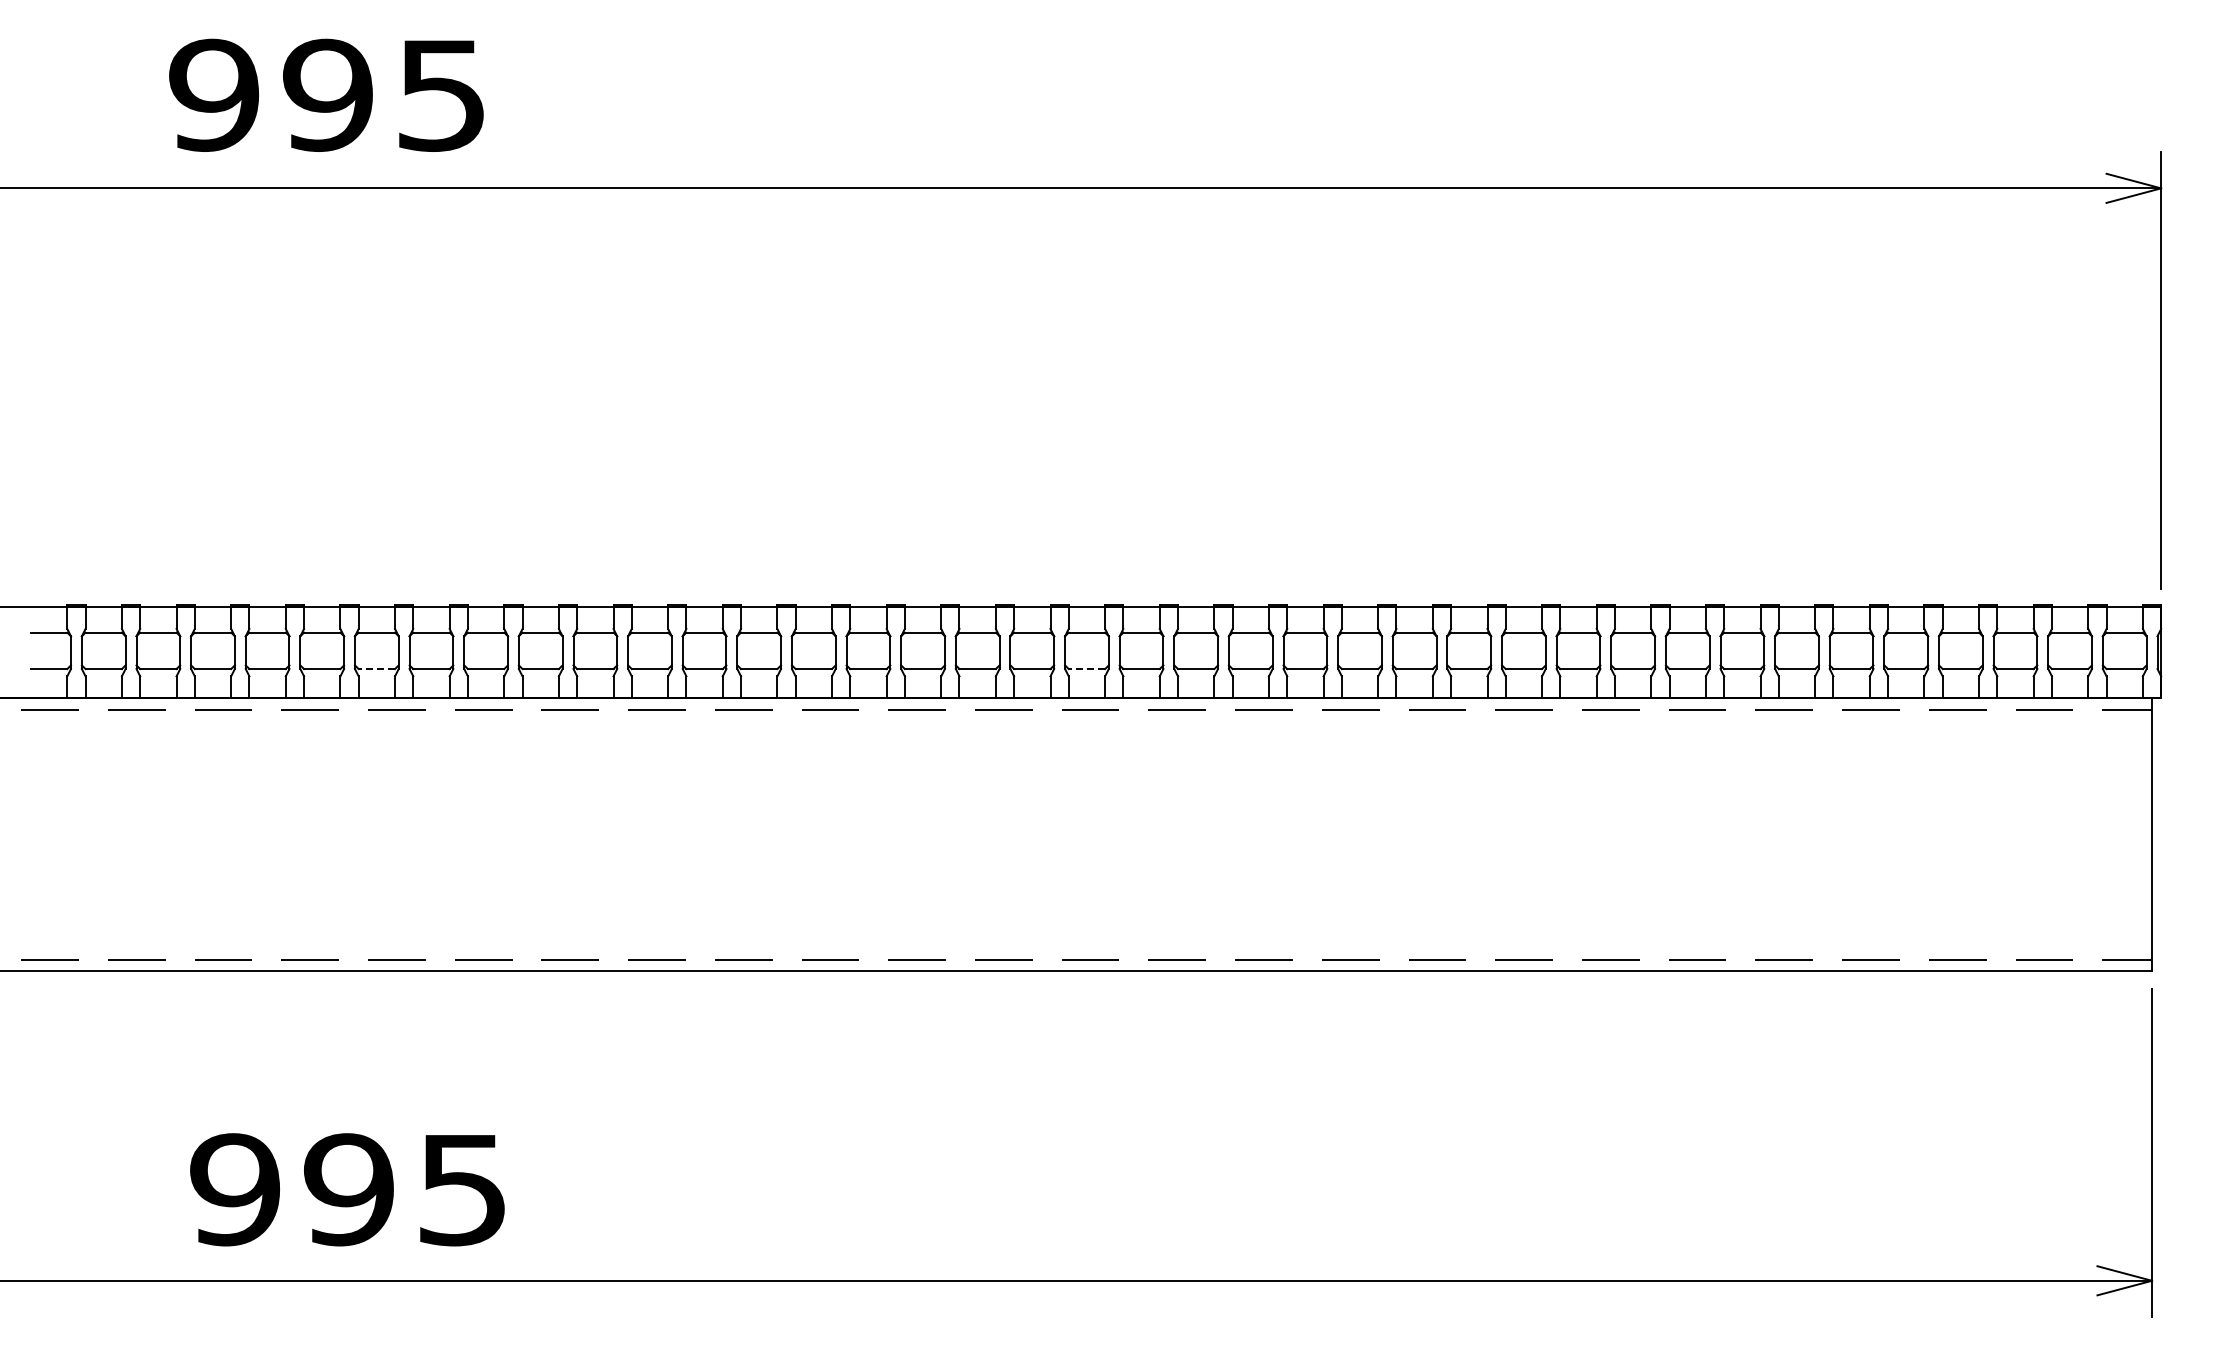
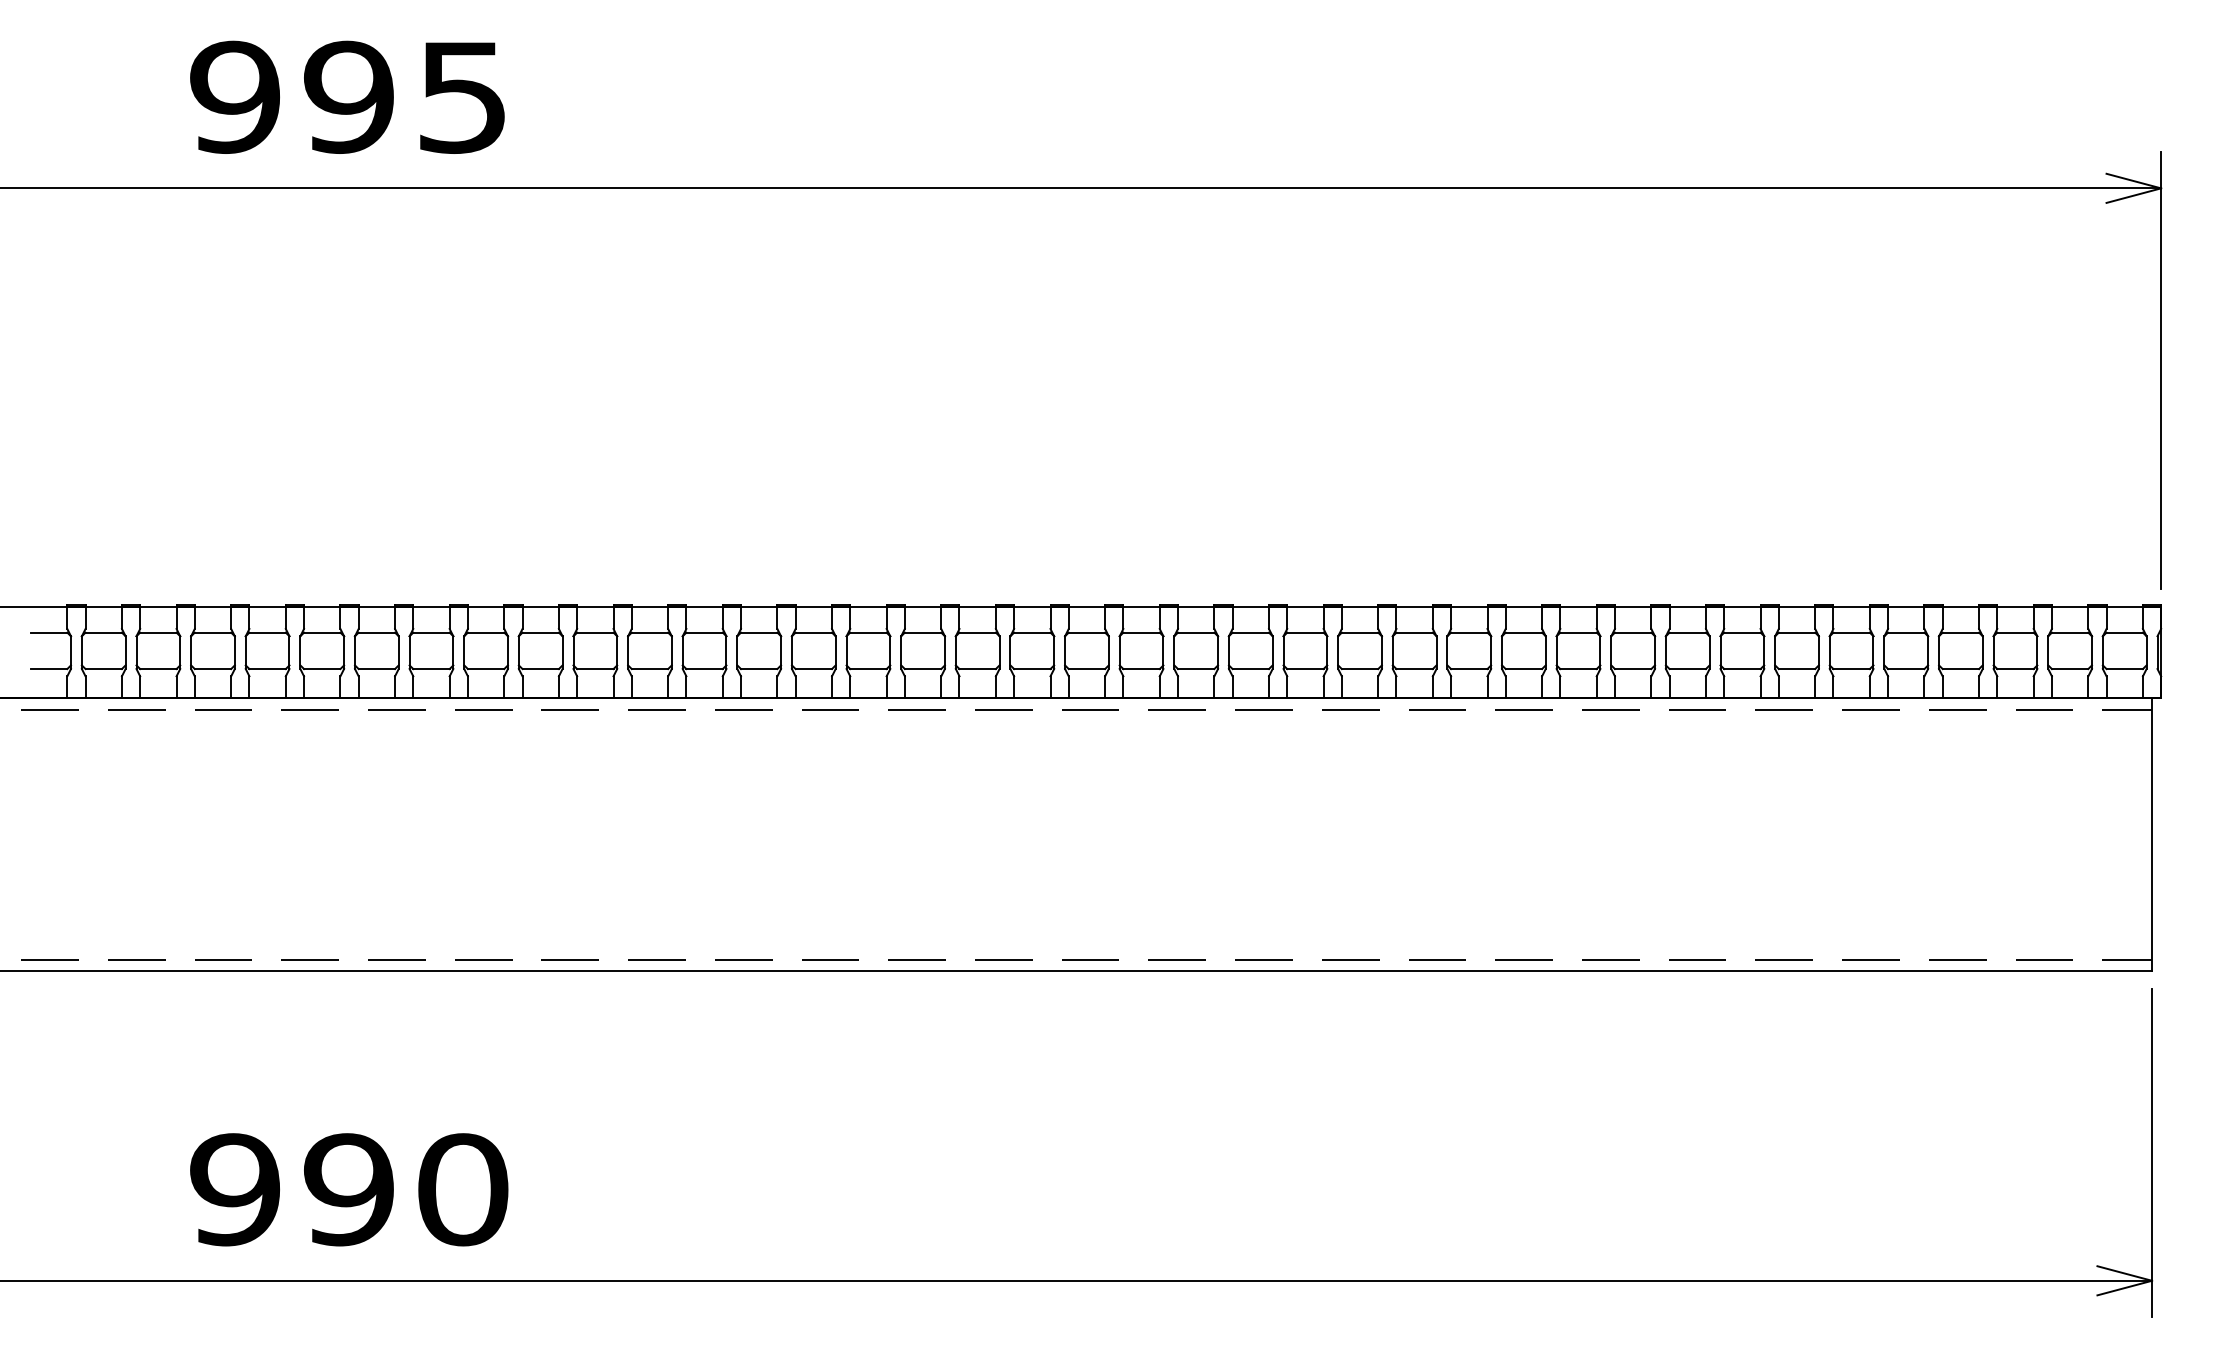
text position: (326, 94) -> (347, 96) (347, 96)
line: dashed -> solid (376, 669)
line: dashed -> solid (1086, 669)
text: 995 -> 990 (463, 1189)
